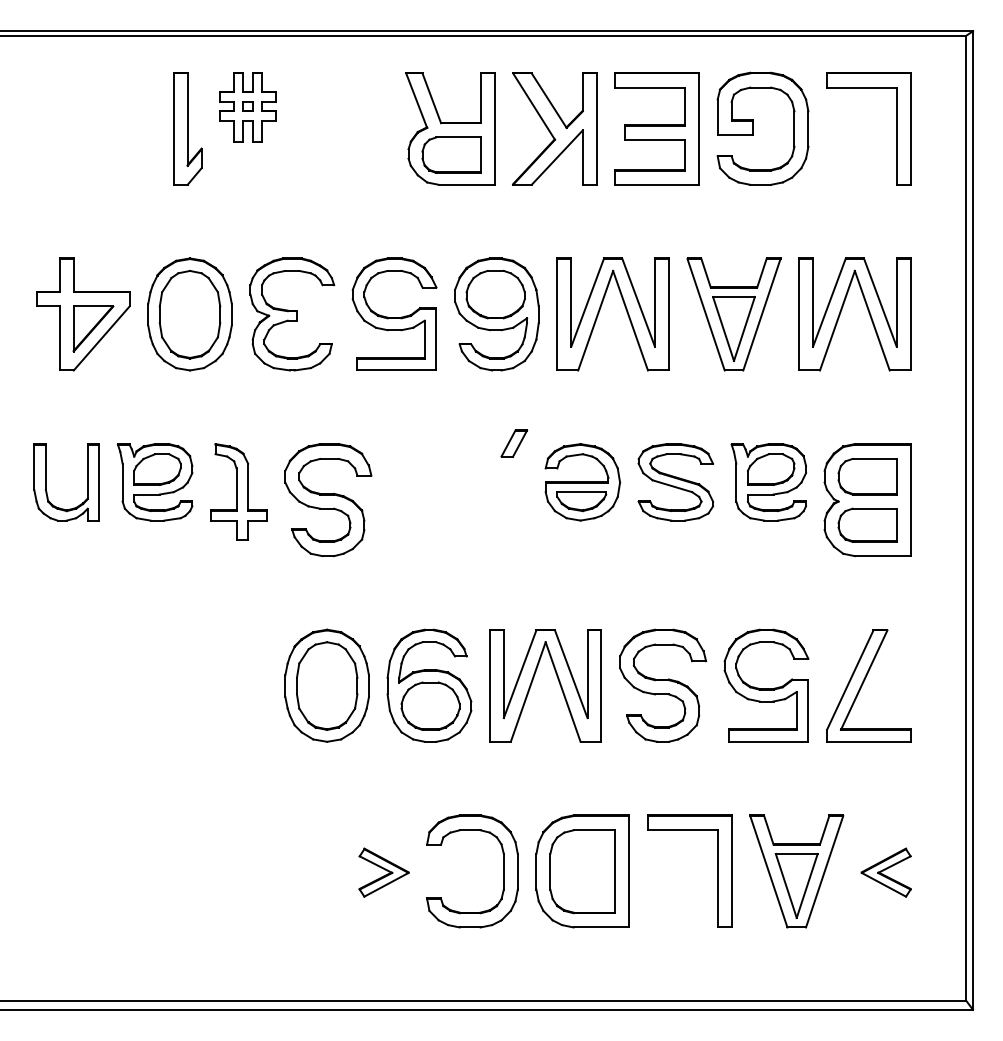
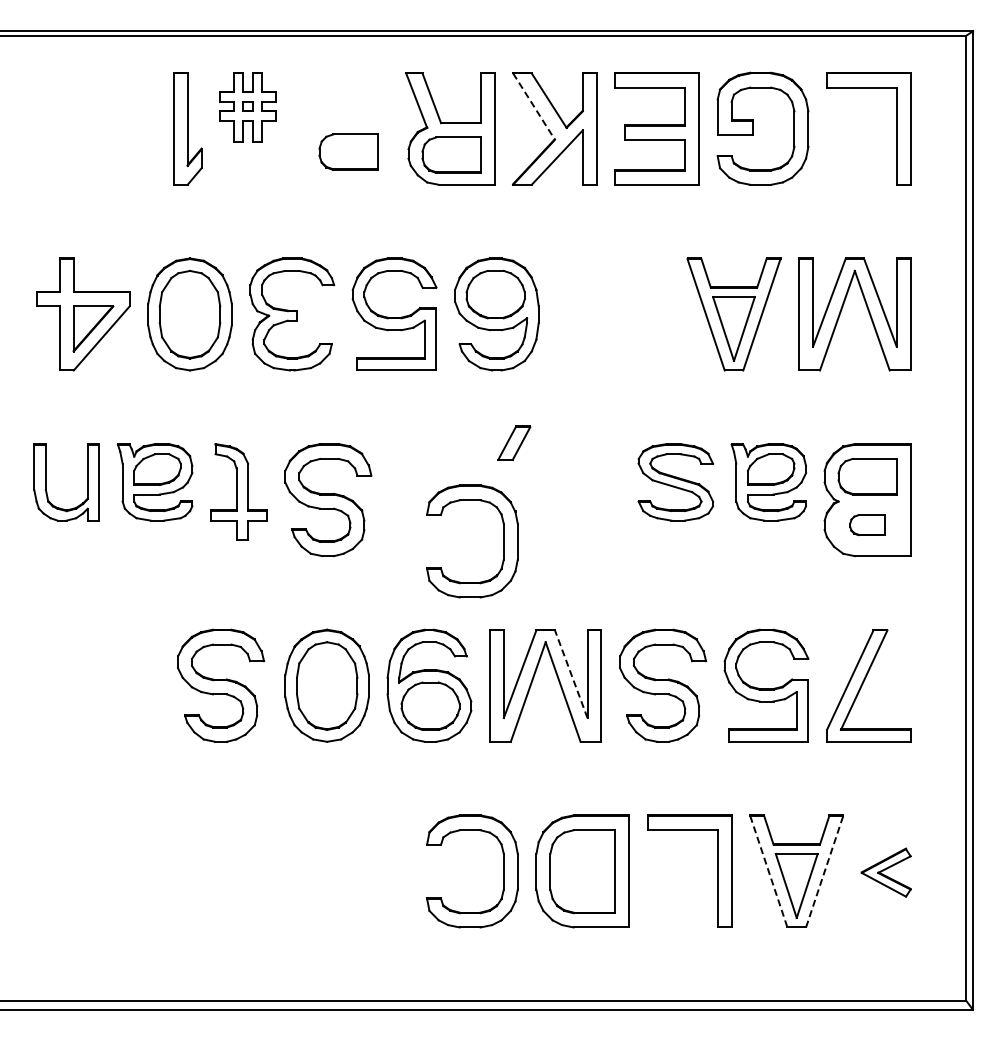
line: solid -> dashed (534, 107)
part: none -> present (348, 151)
part: present -> none (600, 310)
part size: 29x29 px -> 35x36 px (514, 442)
part: present -> none (582, 482)
part size: 61x36 px -> 37x23 px (867, 525)
part: none -> present (503, 541)
line: solid -> dashed (571, 674)
part: none -> present (221, 685)
line: solid -> dashed (768, 871)
line: solid -> dashed (824, 871)
part: present -> none (383, 872)
